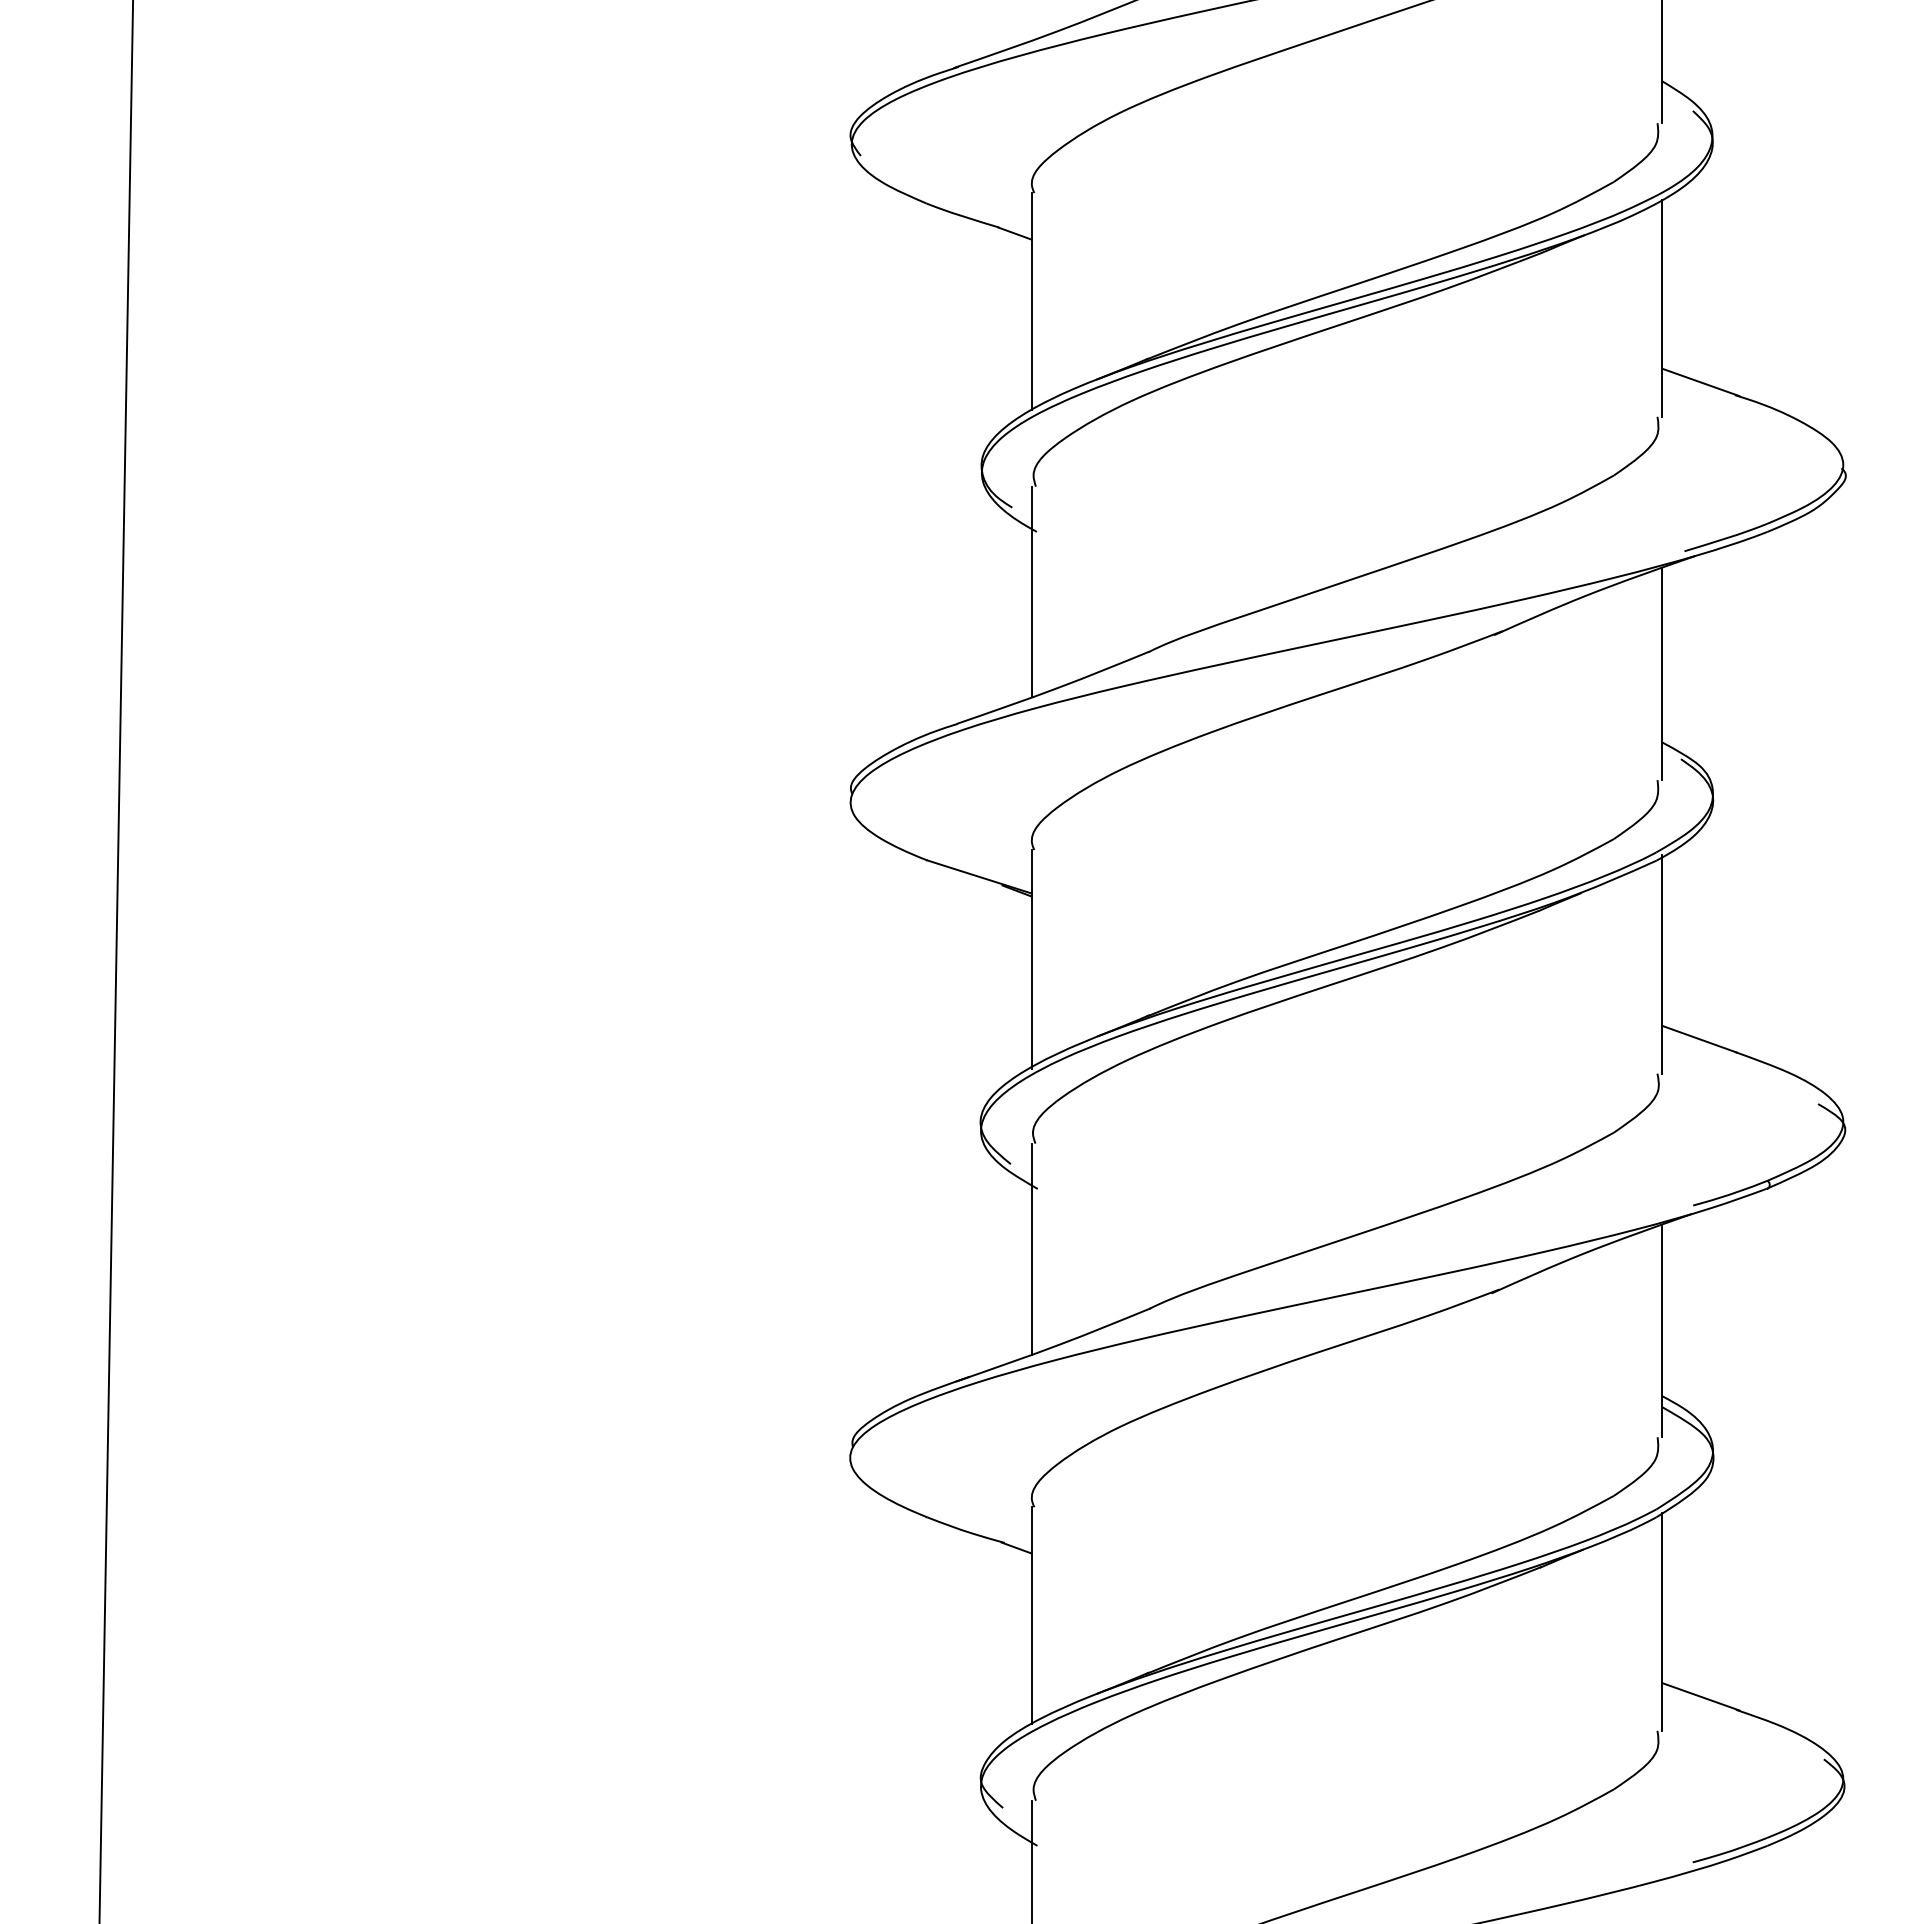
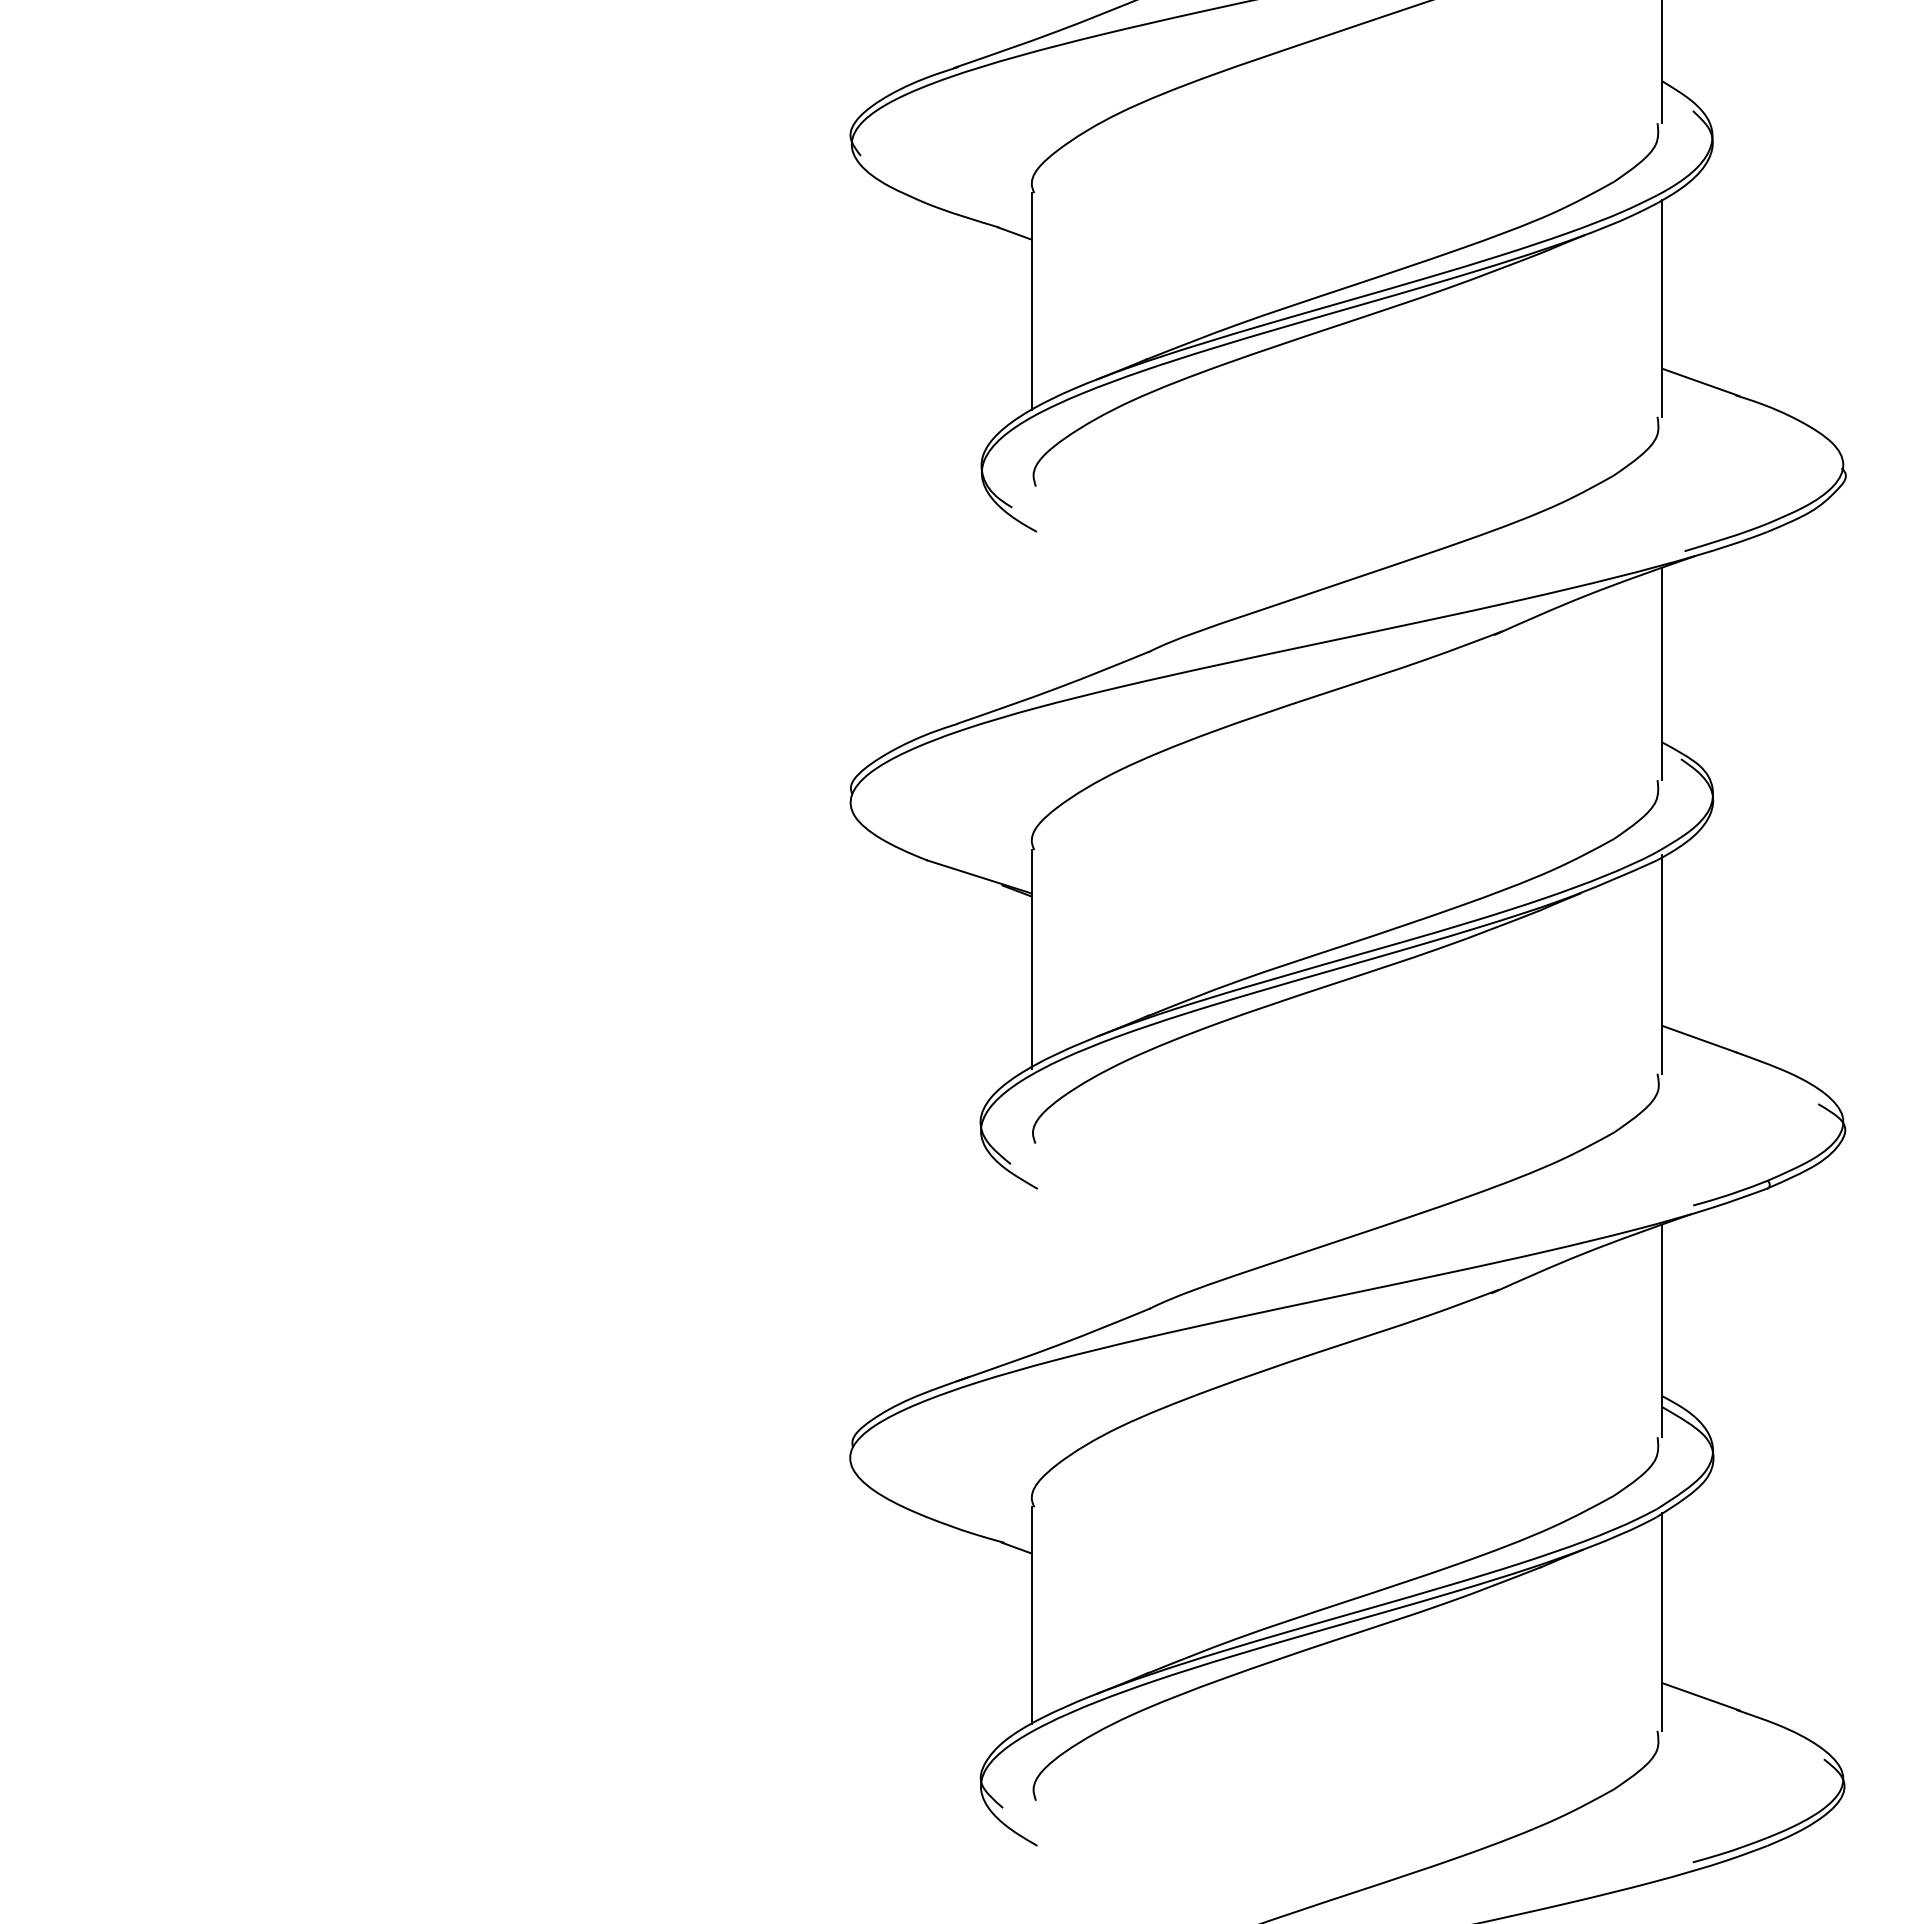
line: present -> none (1031, 591)
line: present -> none (116, 961)
line: present -> none (1031, 1248)
line: present -> none (1031, 1860)
